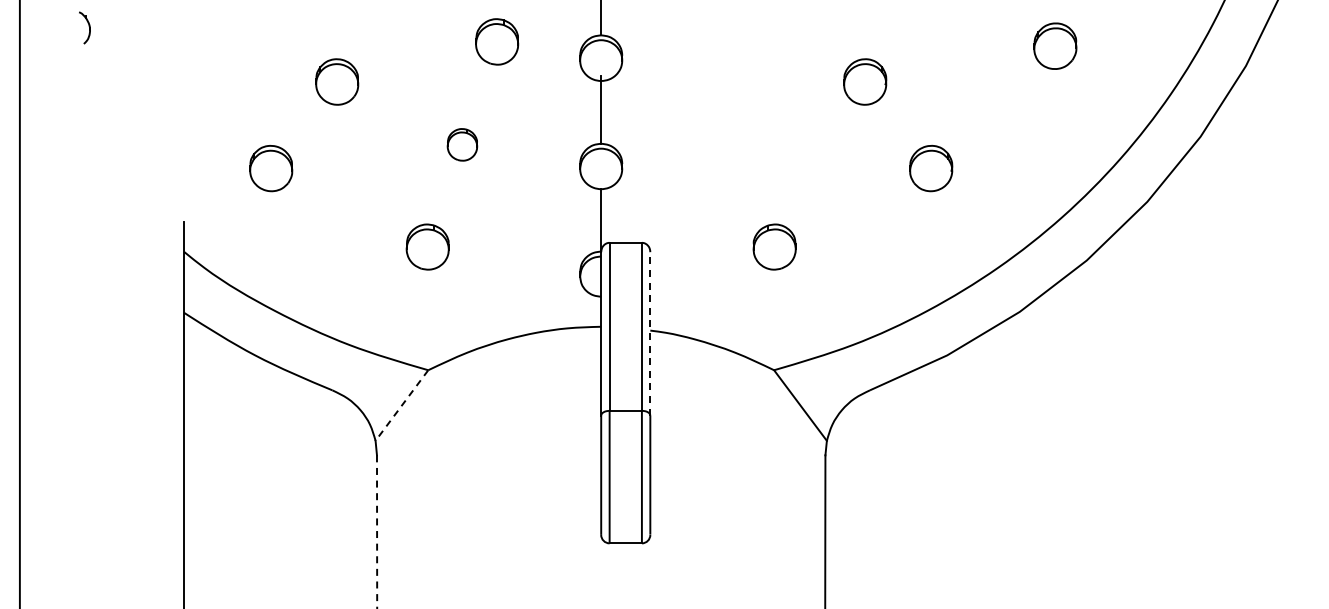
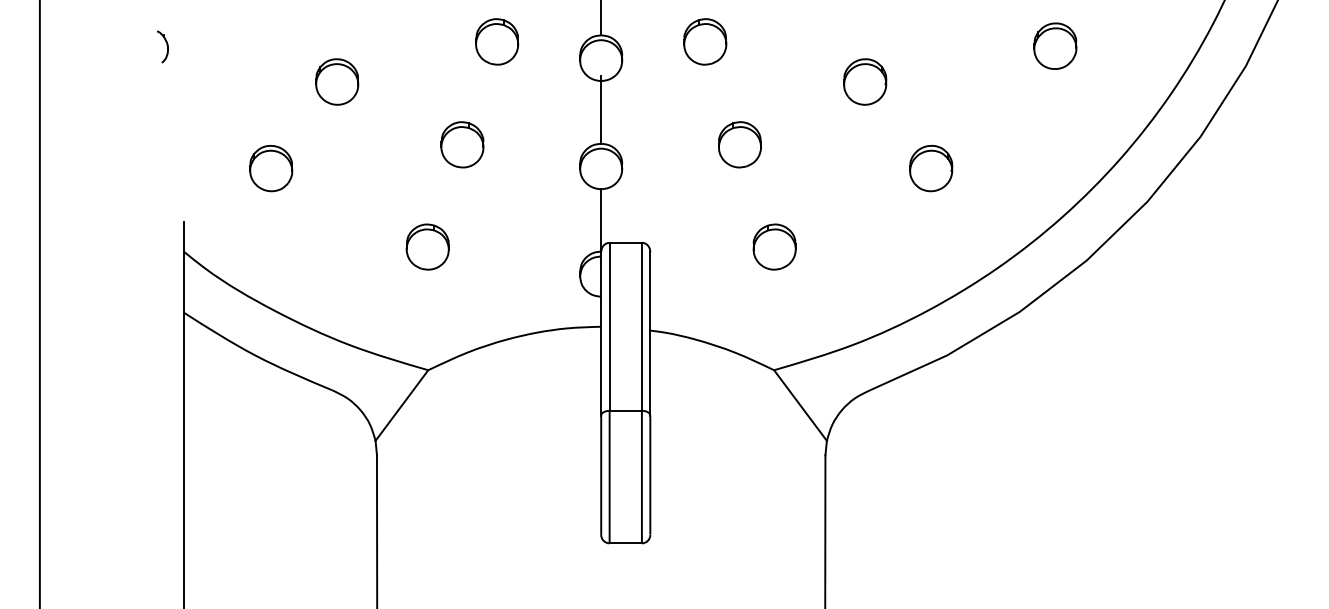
part position: (84, 27) -> (162, 46) (162, 46)
part: none -> present (705, 41)
part size: 33x34 px -> 45x48 px (462, 144)
part: none -> present (739, 144)
line position: (19, 303) -> (39, 303) (39, 303)
line: dashed -> solid (650, 333)
line: dashed -> solid (401, 405)
line: dashed -> solid (377, 532)
